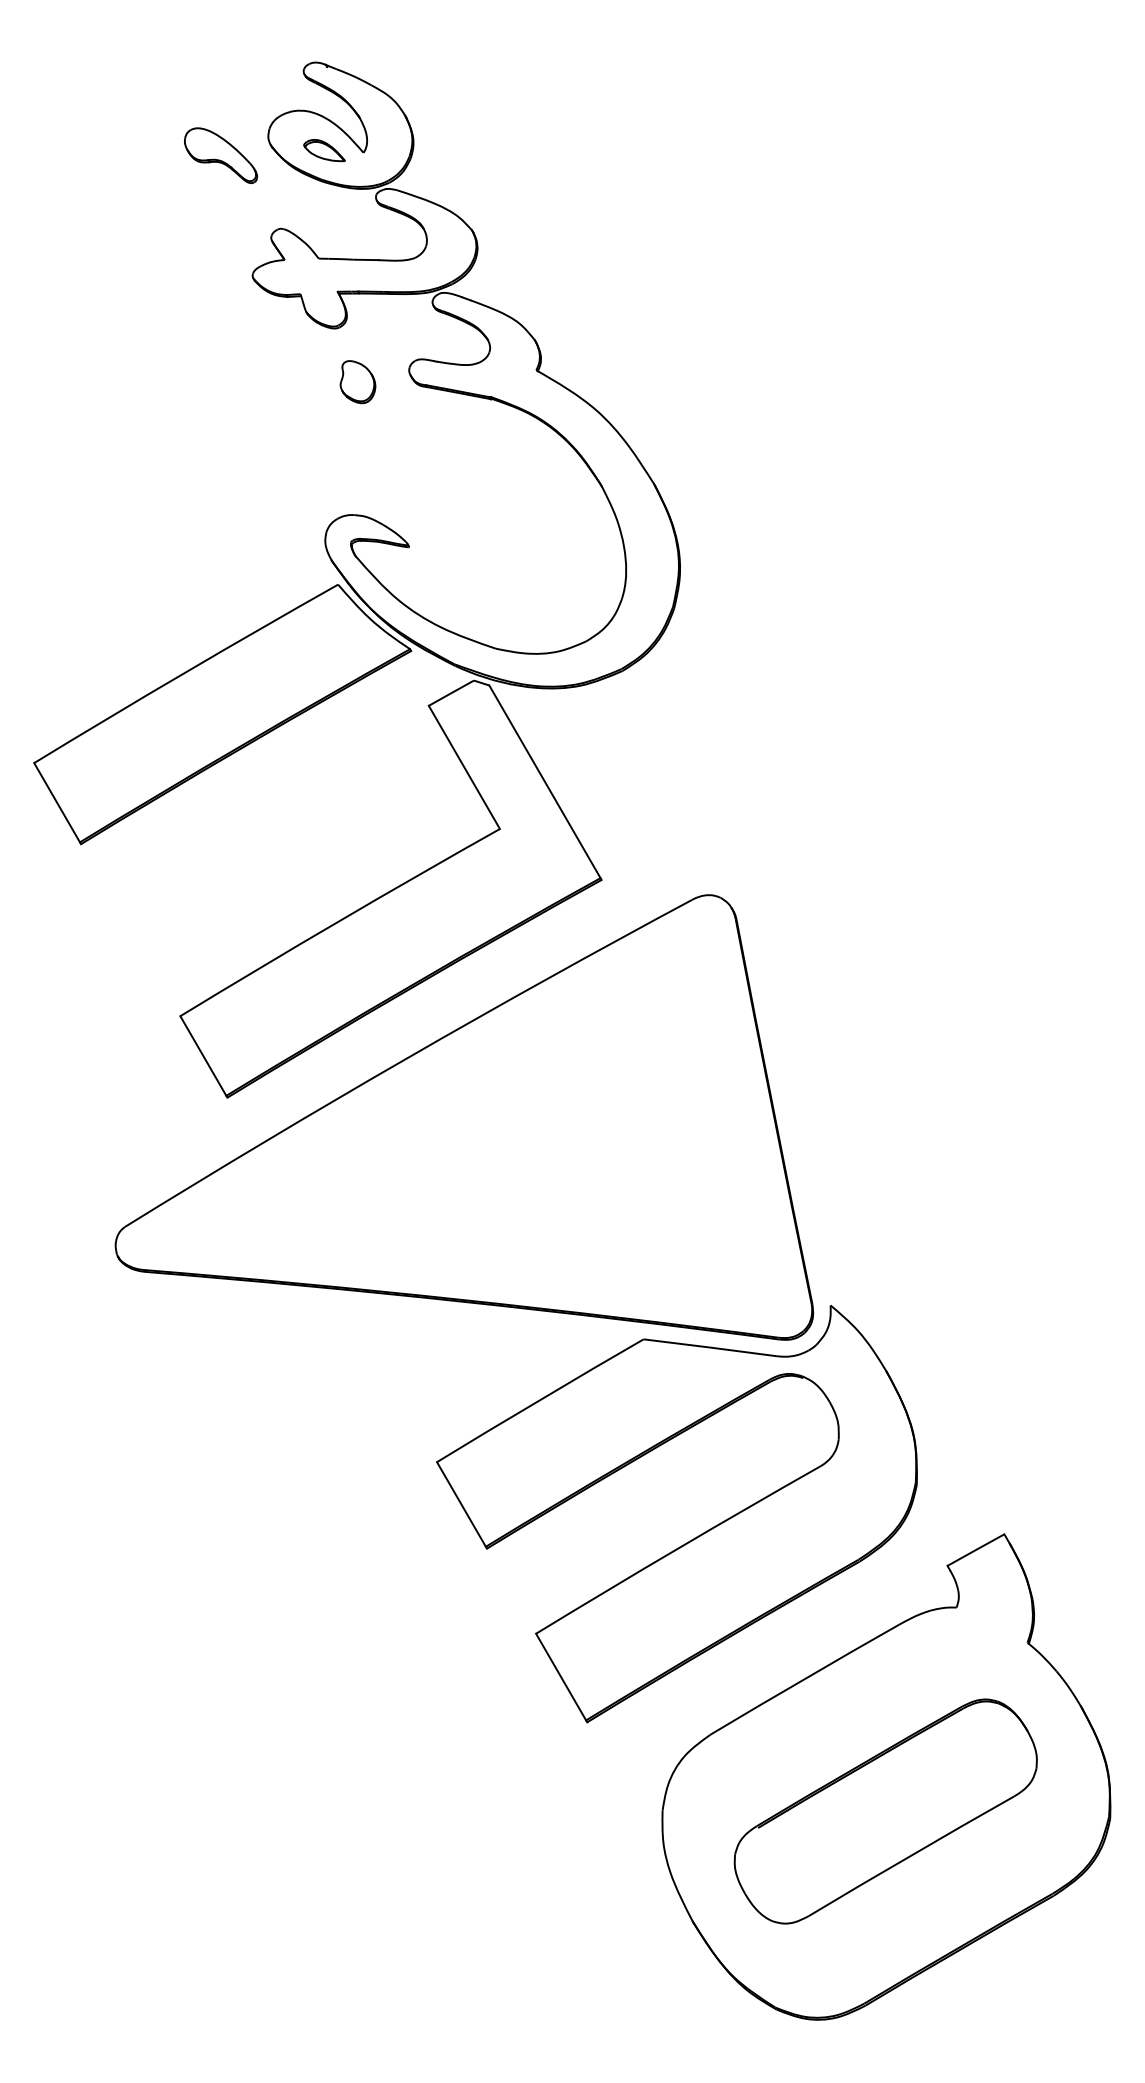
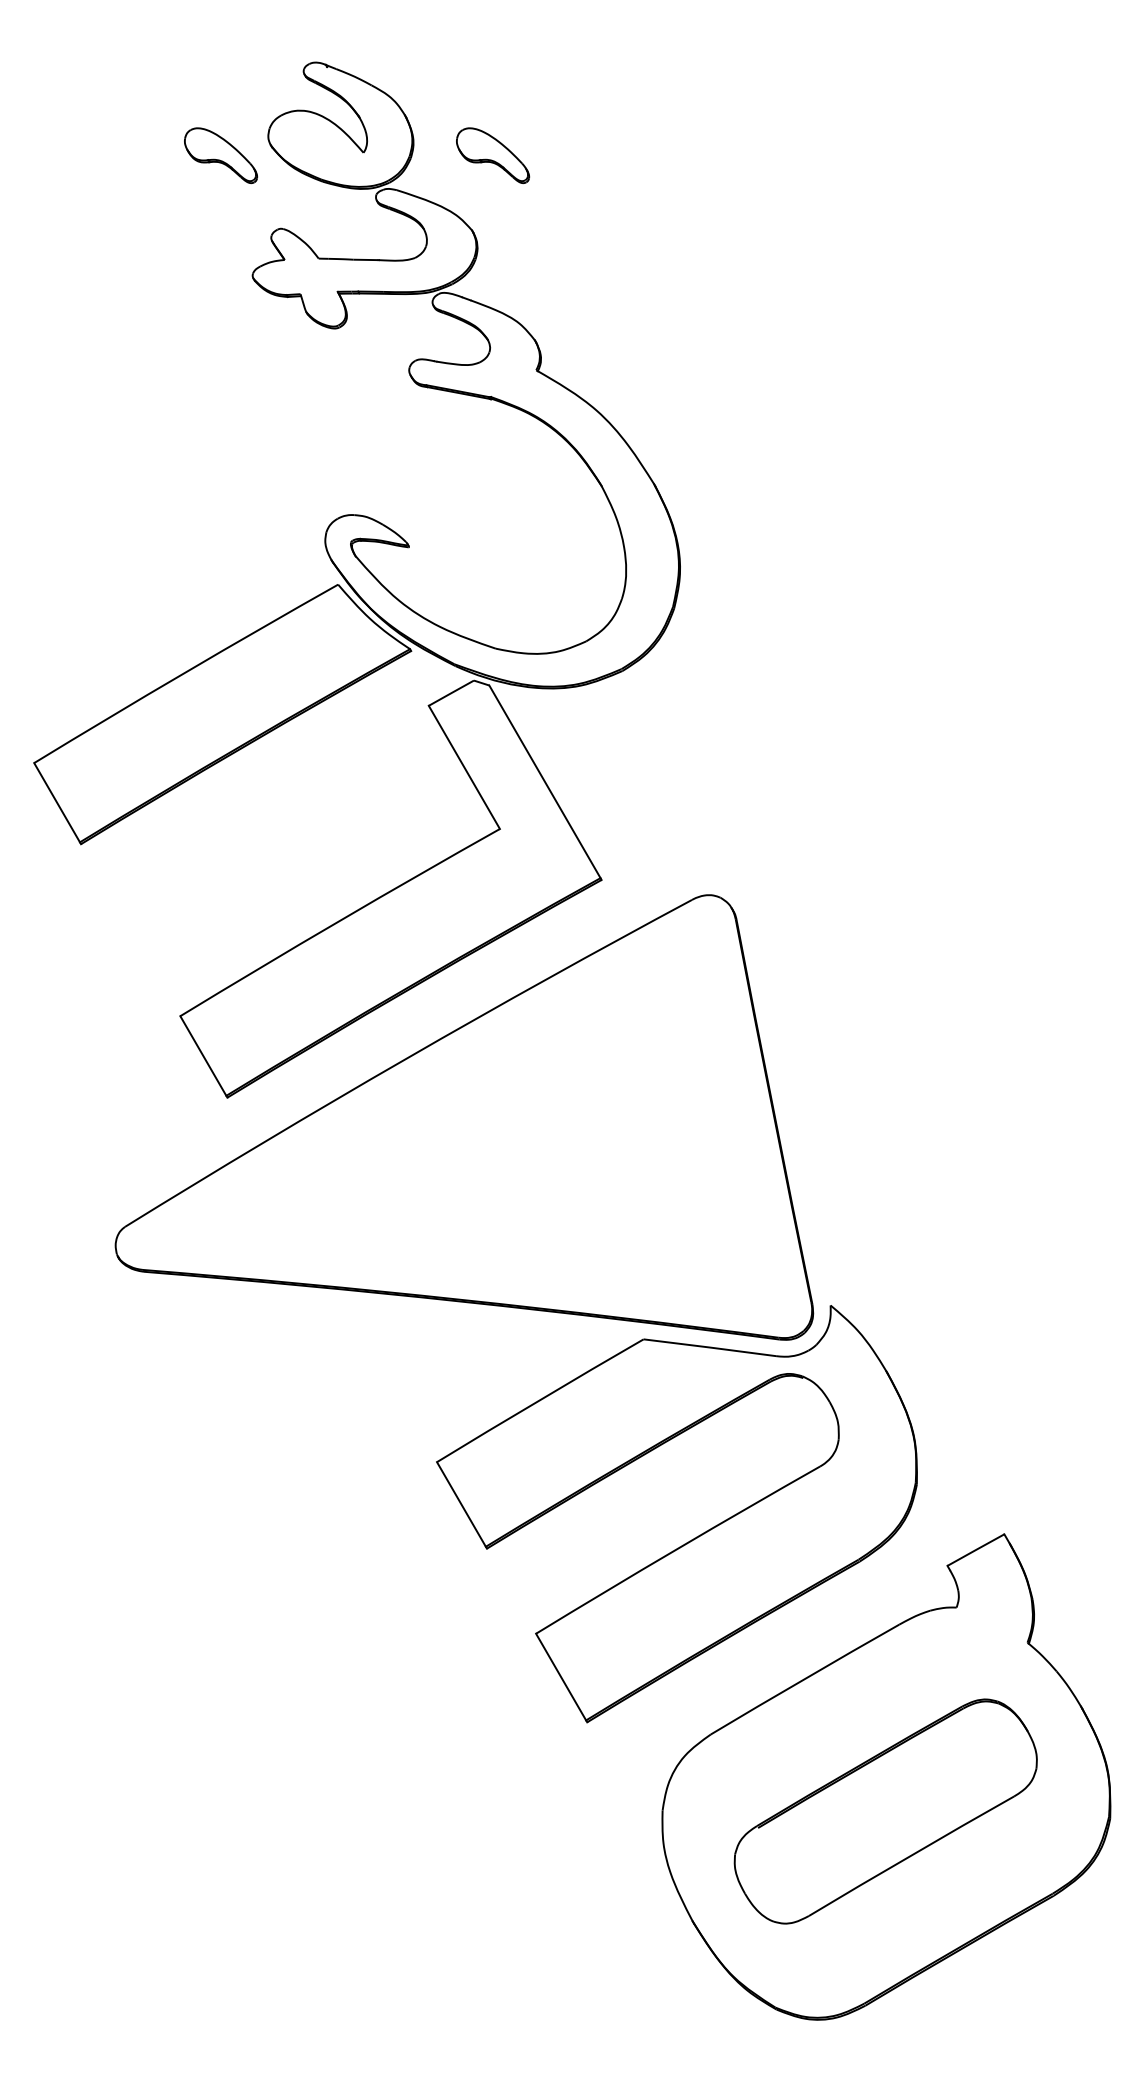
part: present -> none (324, 150)
part: none -> present (492, 155)
part: present -> none (357, 382)
